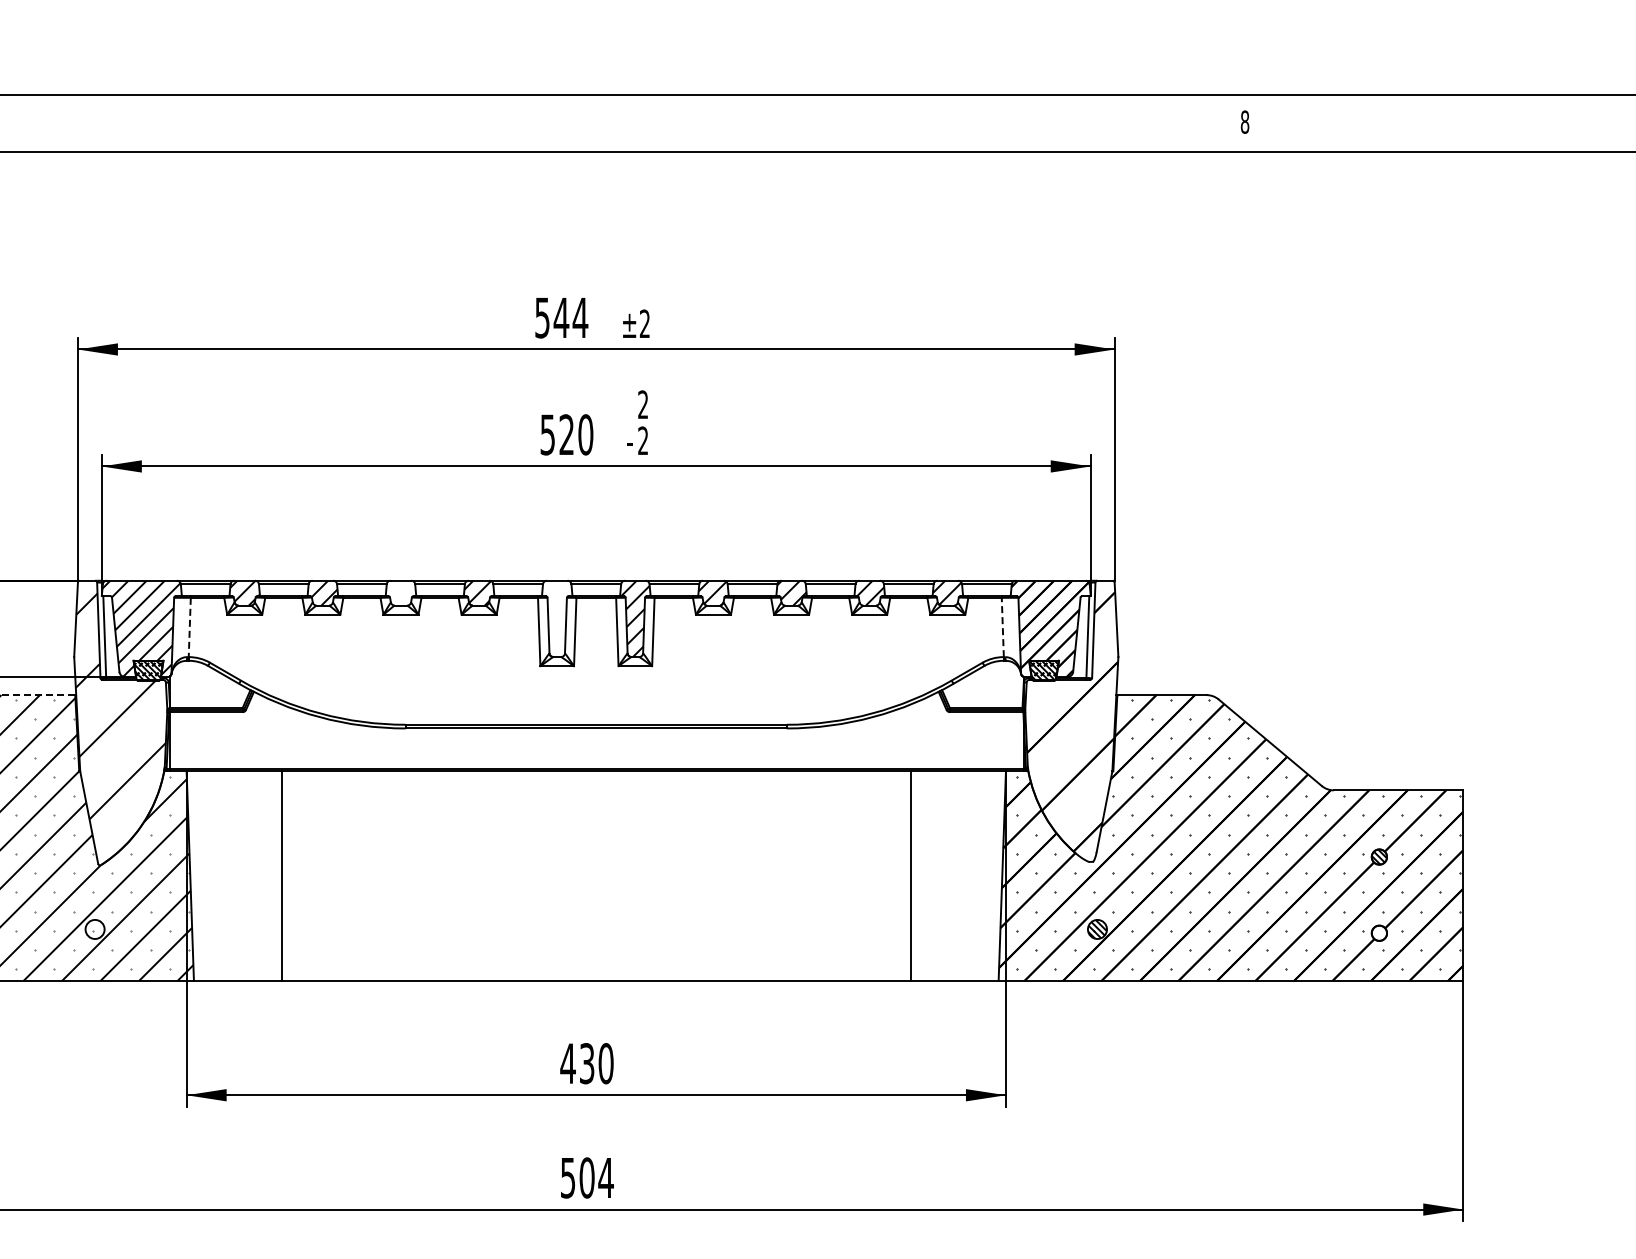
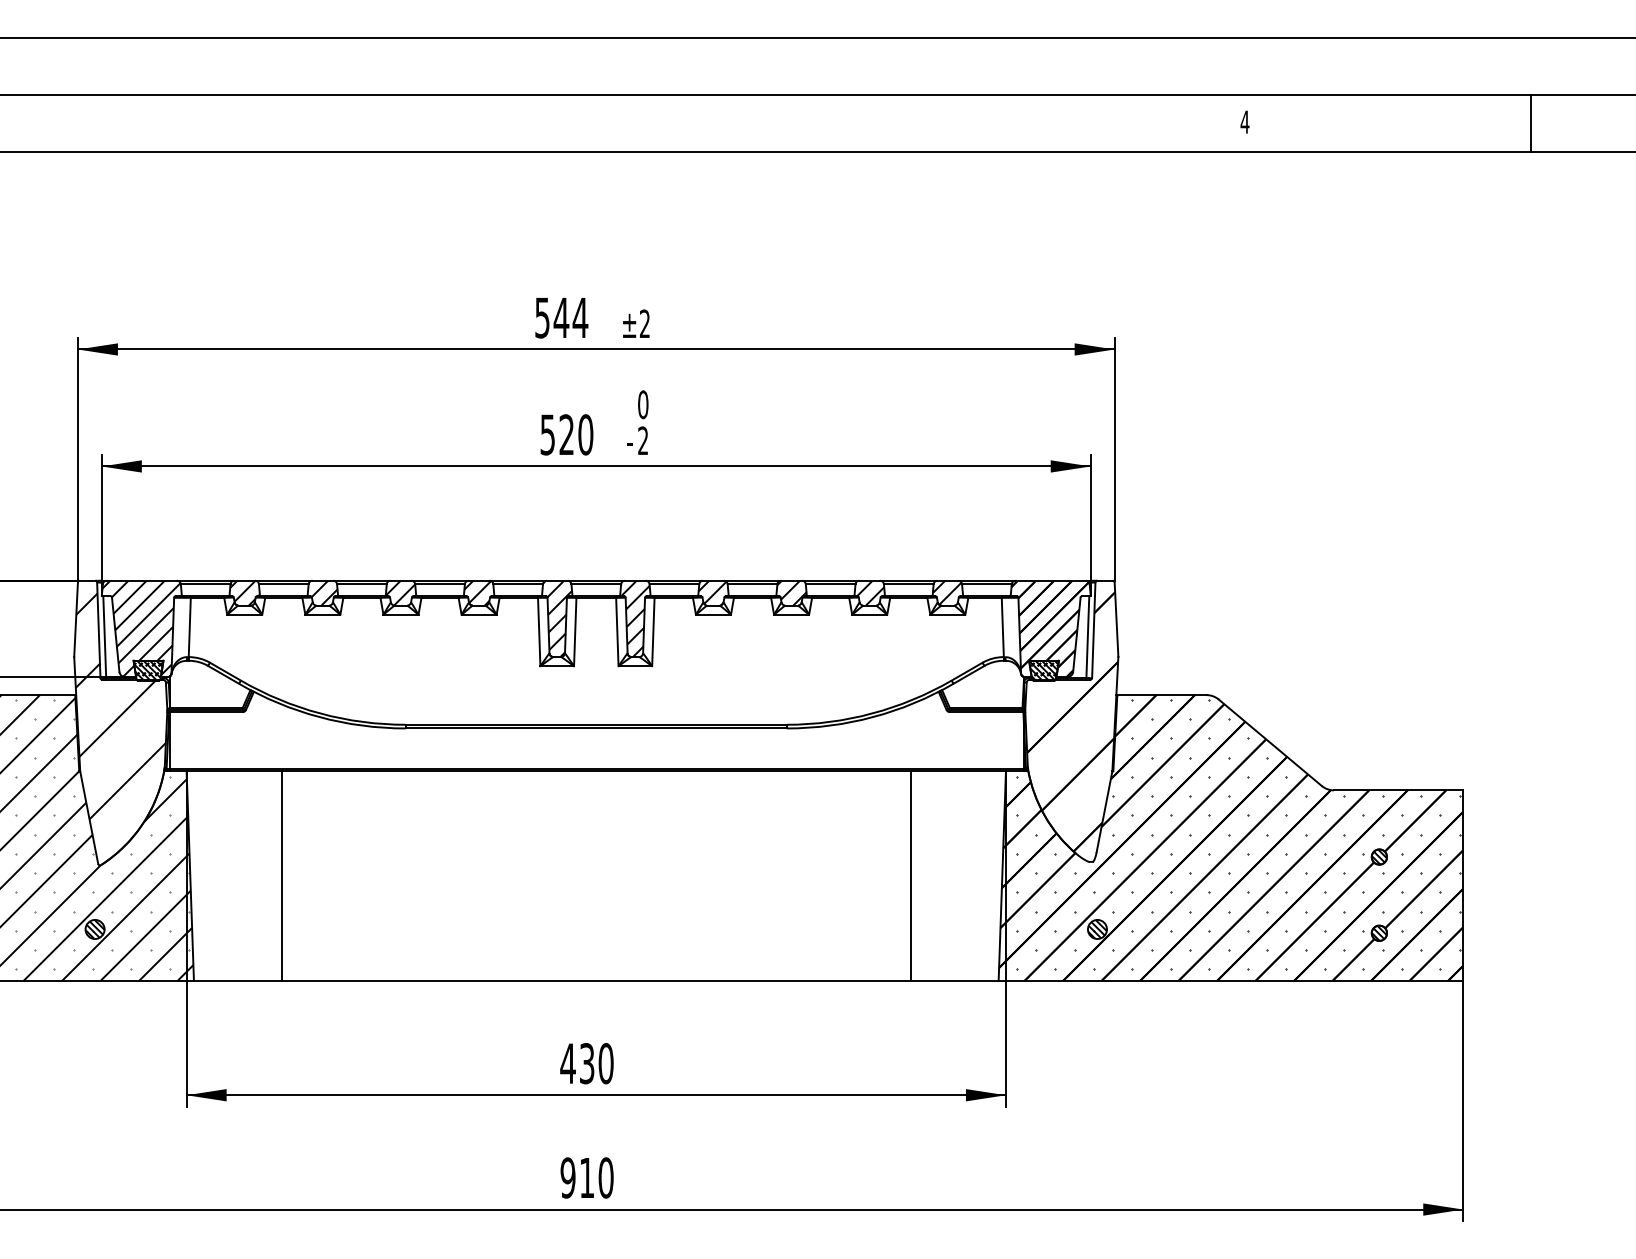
line: none -> present (817, 37)
text: 8 -> 4 (1244, 121)
line: none -> present (1530, 123)
text: 2 -> 0 (643, 404)
hatch: none -> present (400, 592)
hatch: none -> present (557, 618)
line: dashed -> solid (189, 627)
line: dashed -> solid (1002, 627)
line: dashed -> solid (37, 695)
hatch: none -> present (94, 928)
hatch: none -> present (1378, 932)
text: 504 -> 910 (586, 1177)
